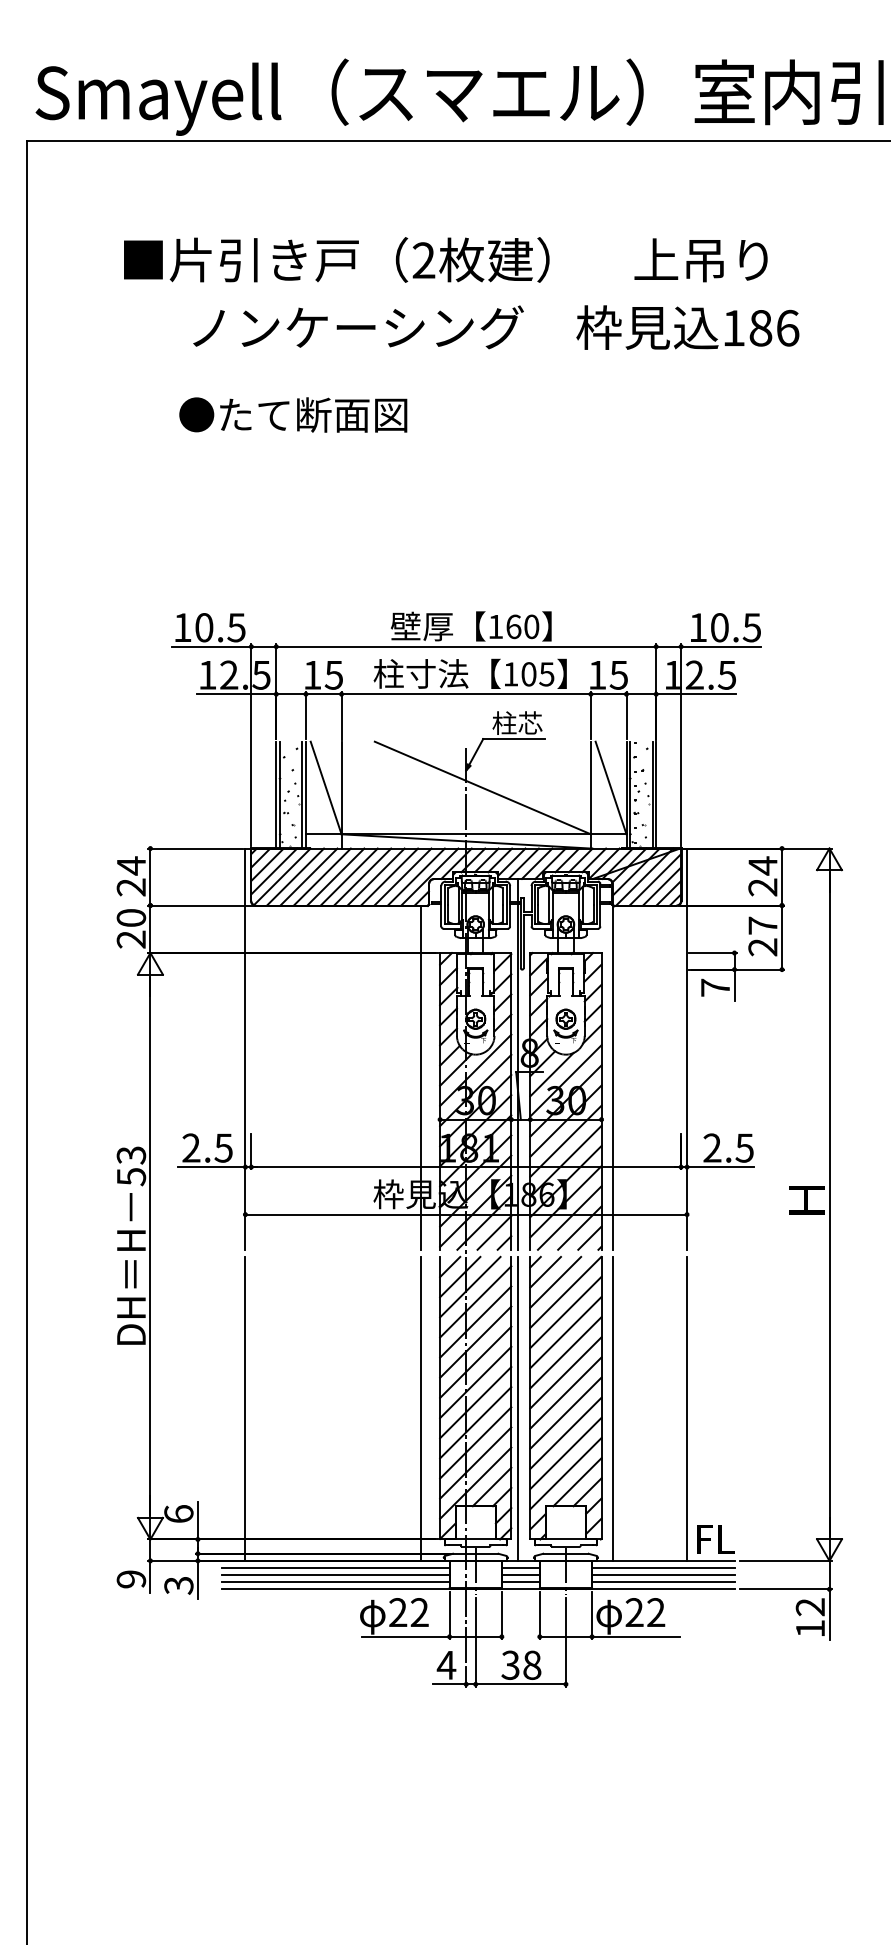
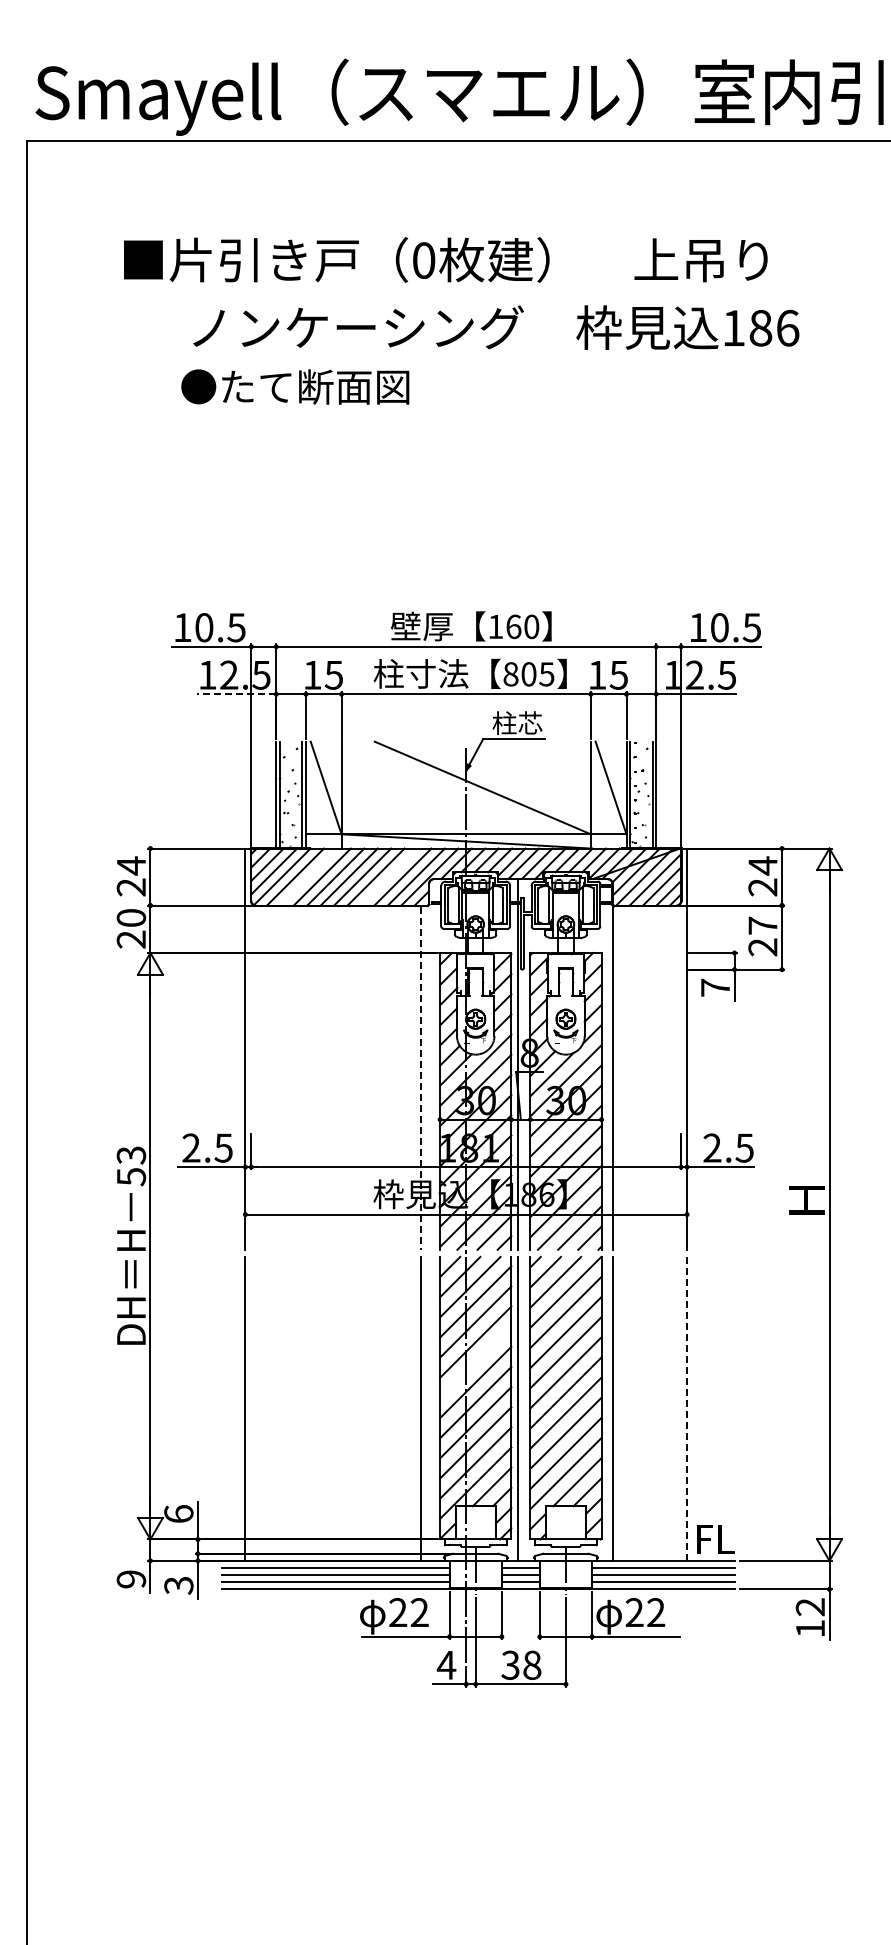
text: 2 -> 0 (423, 260)
text position: (293, 414) -> (295, 386) (295, 386)
text: 105 -> 805 (510, 674)
line: solid -> dashed (236, 694)
line: present -> none (308, 876)
line: present -> none (389, 876)
line: solid -> dashed (421, 1078)
line: present -> none (475, 1361)
line: solid -> dashed (687, 1408)
